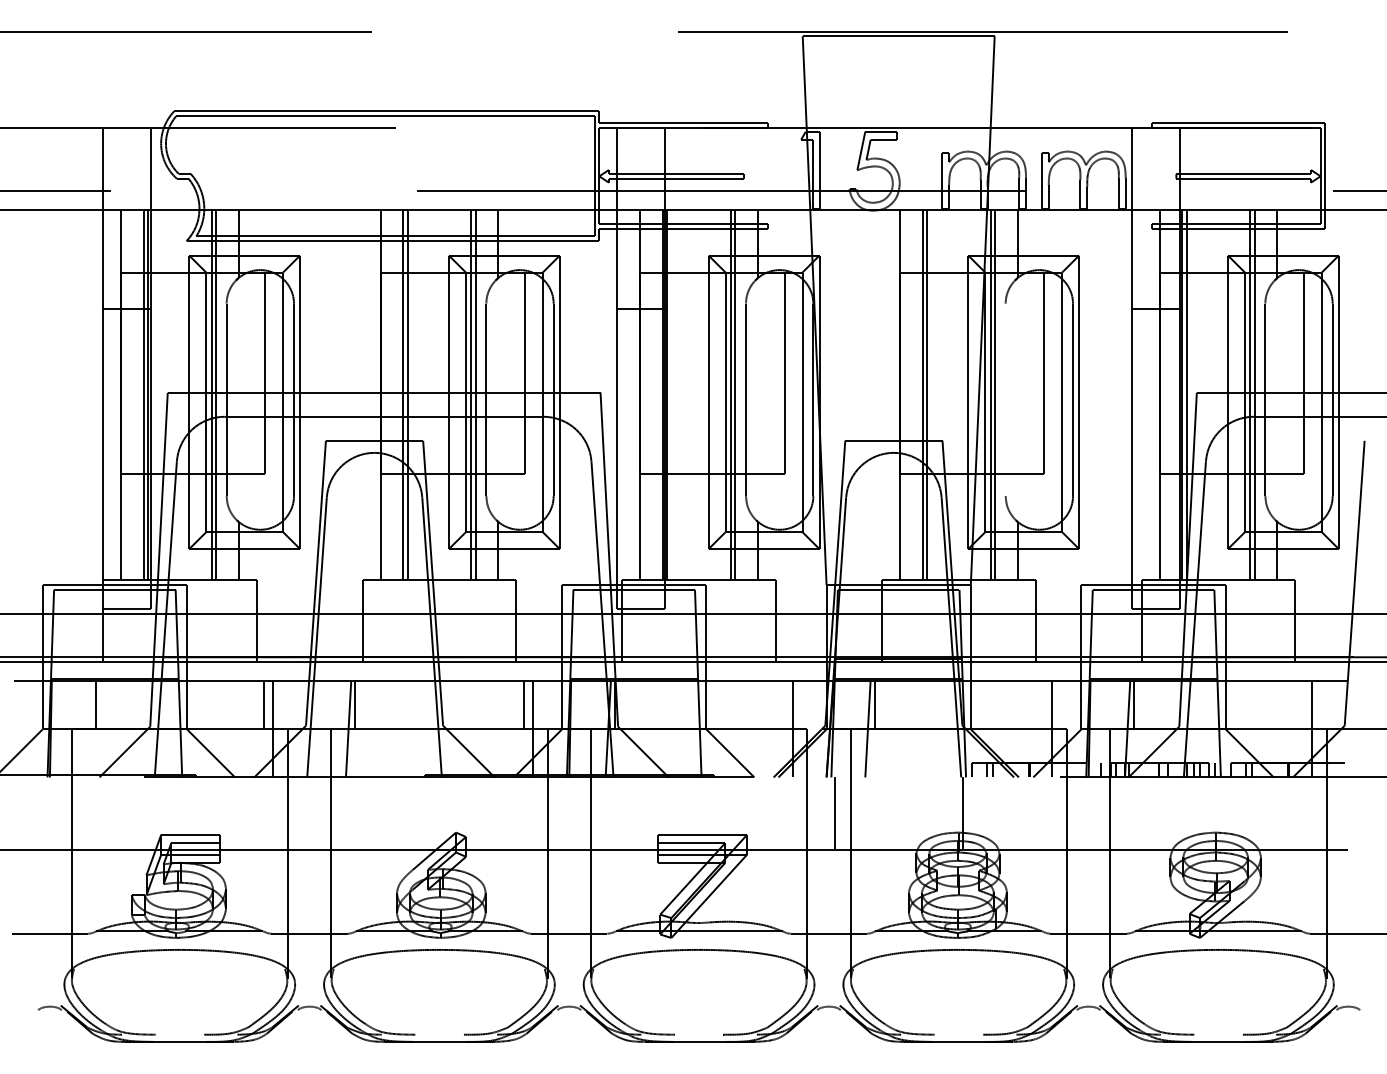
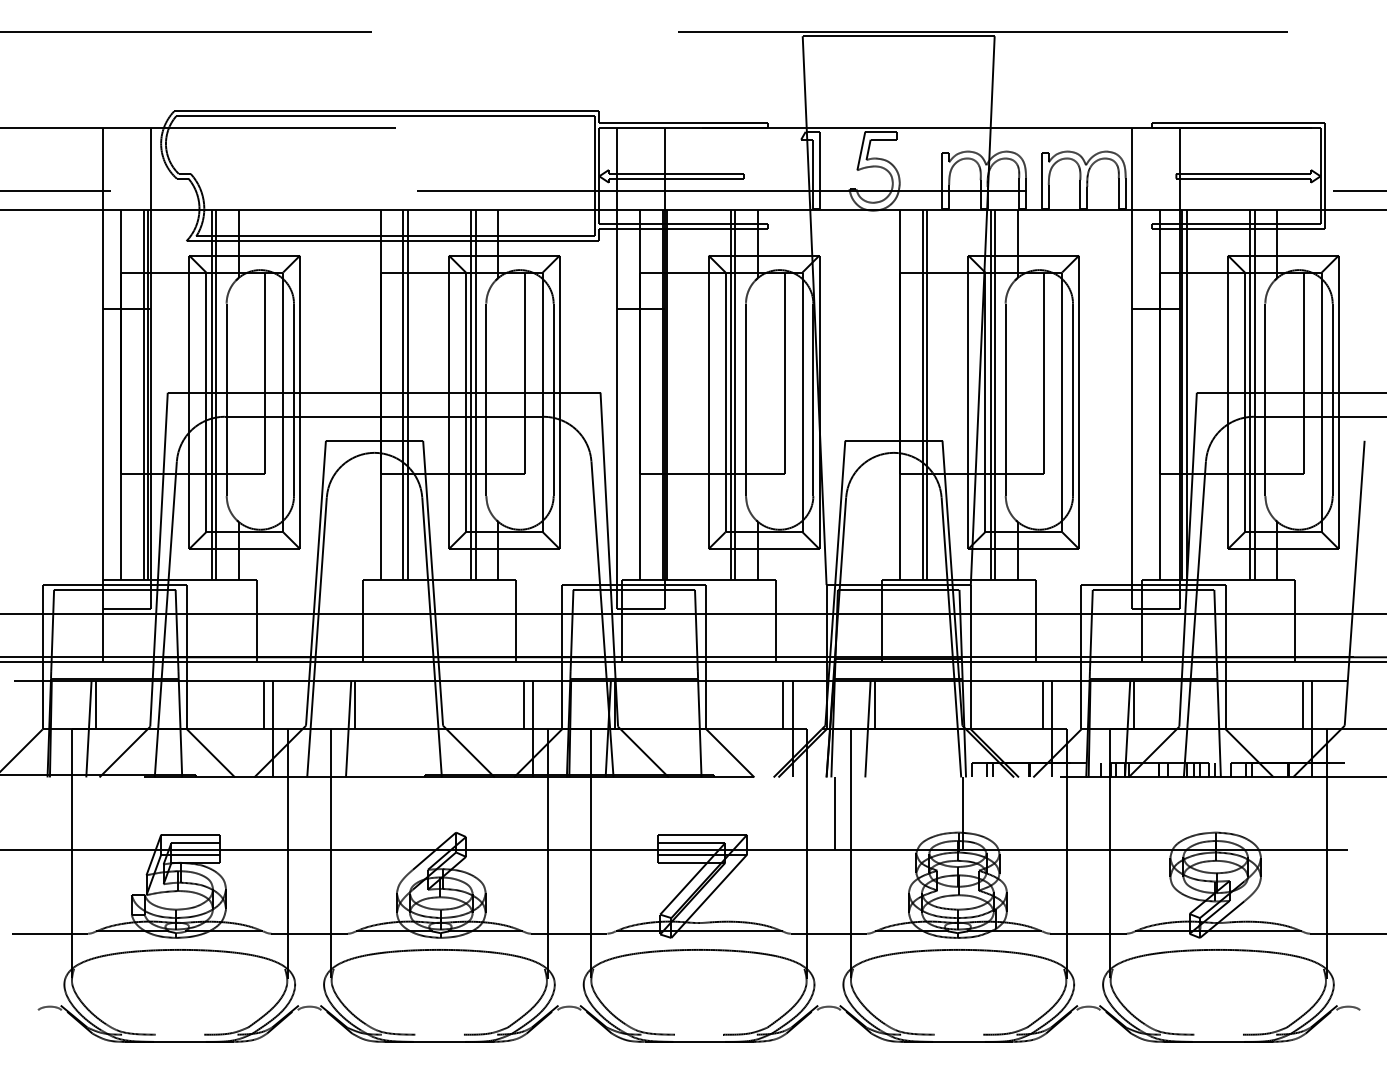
line: none -> present (1005, 399)
line: none -> present (783, 705)
line: none -> present (1042, 705)
line: none -> present (1302, 705)
line: none -> present (88, 729)
